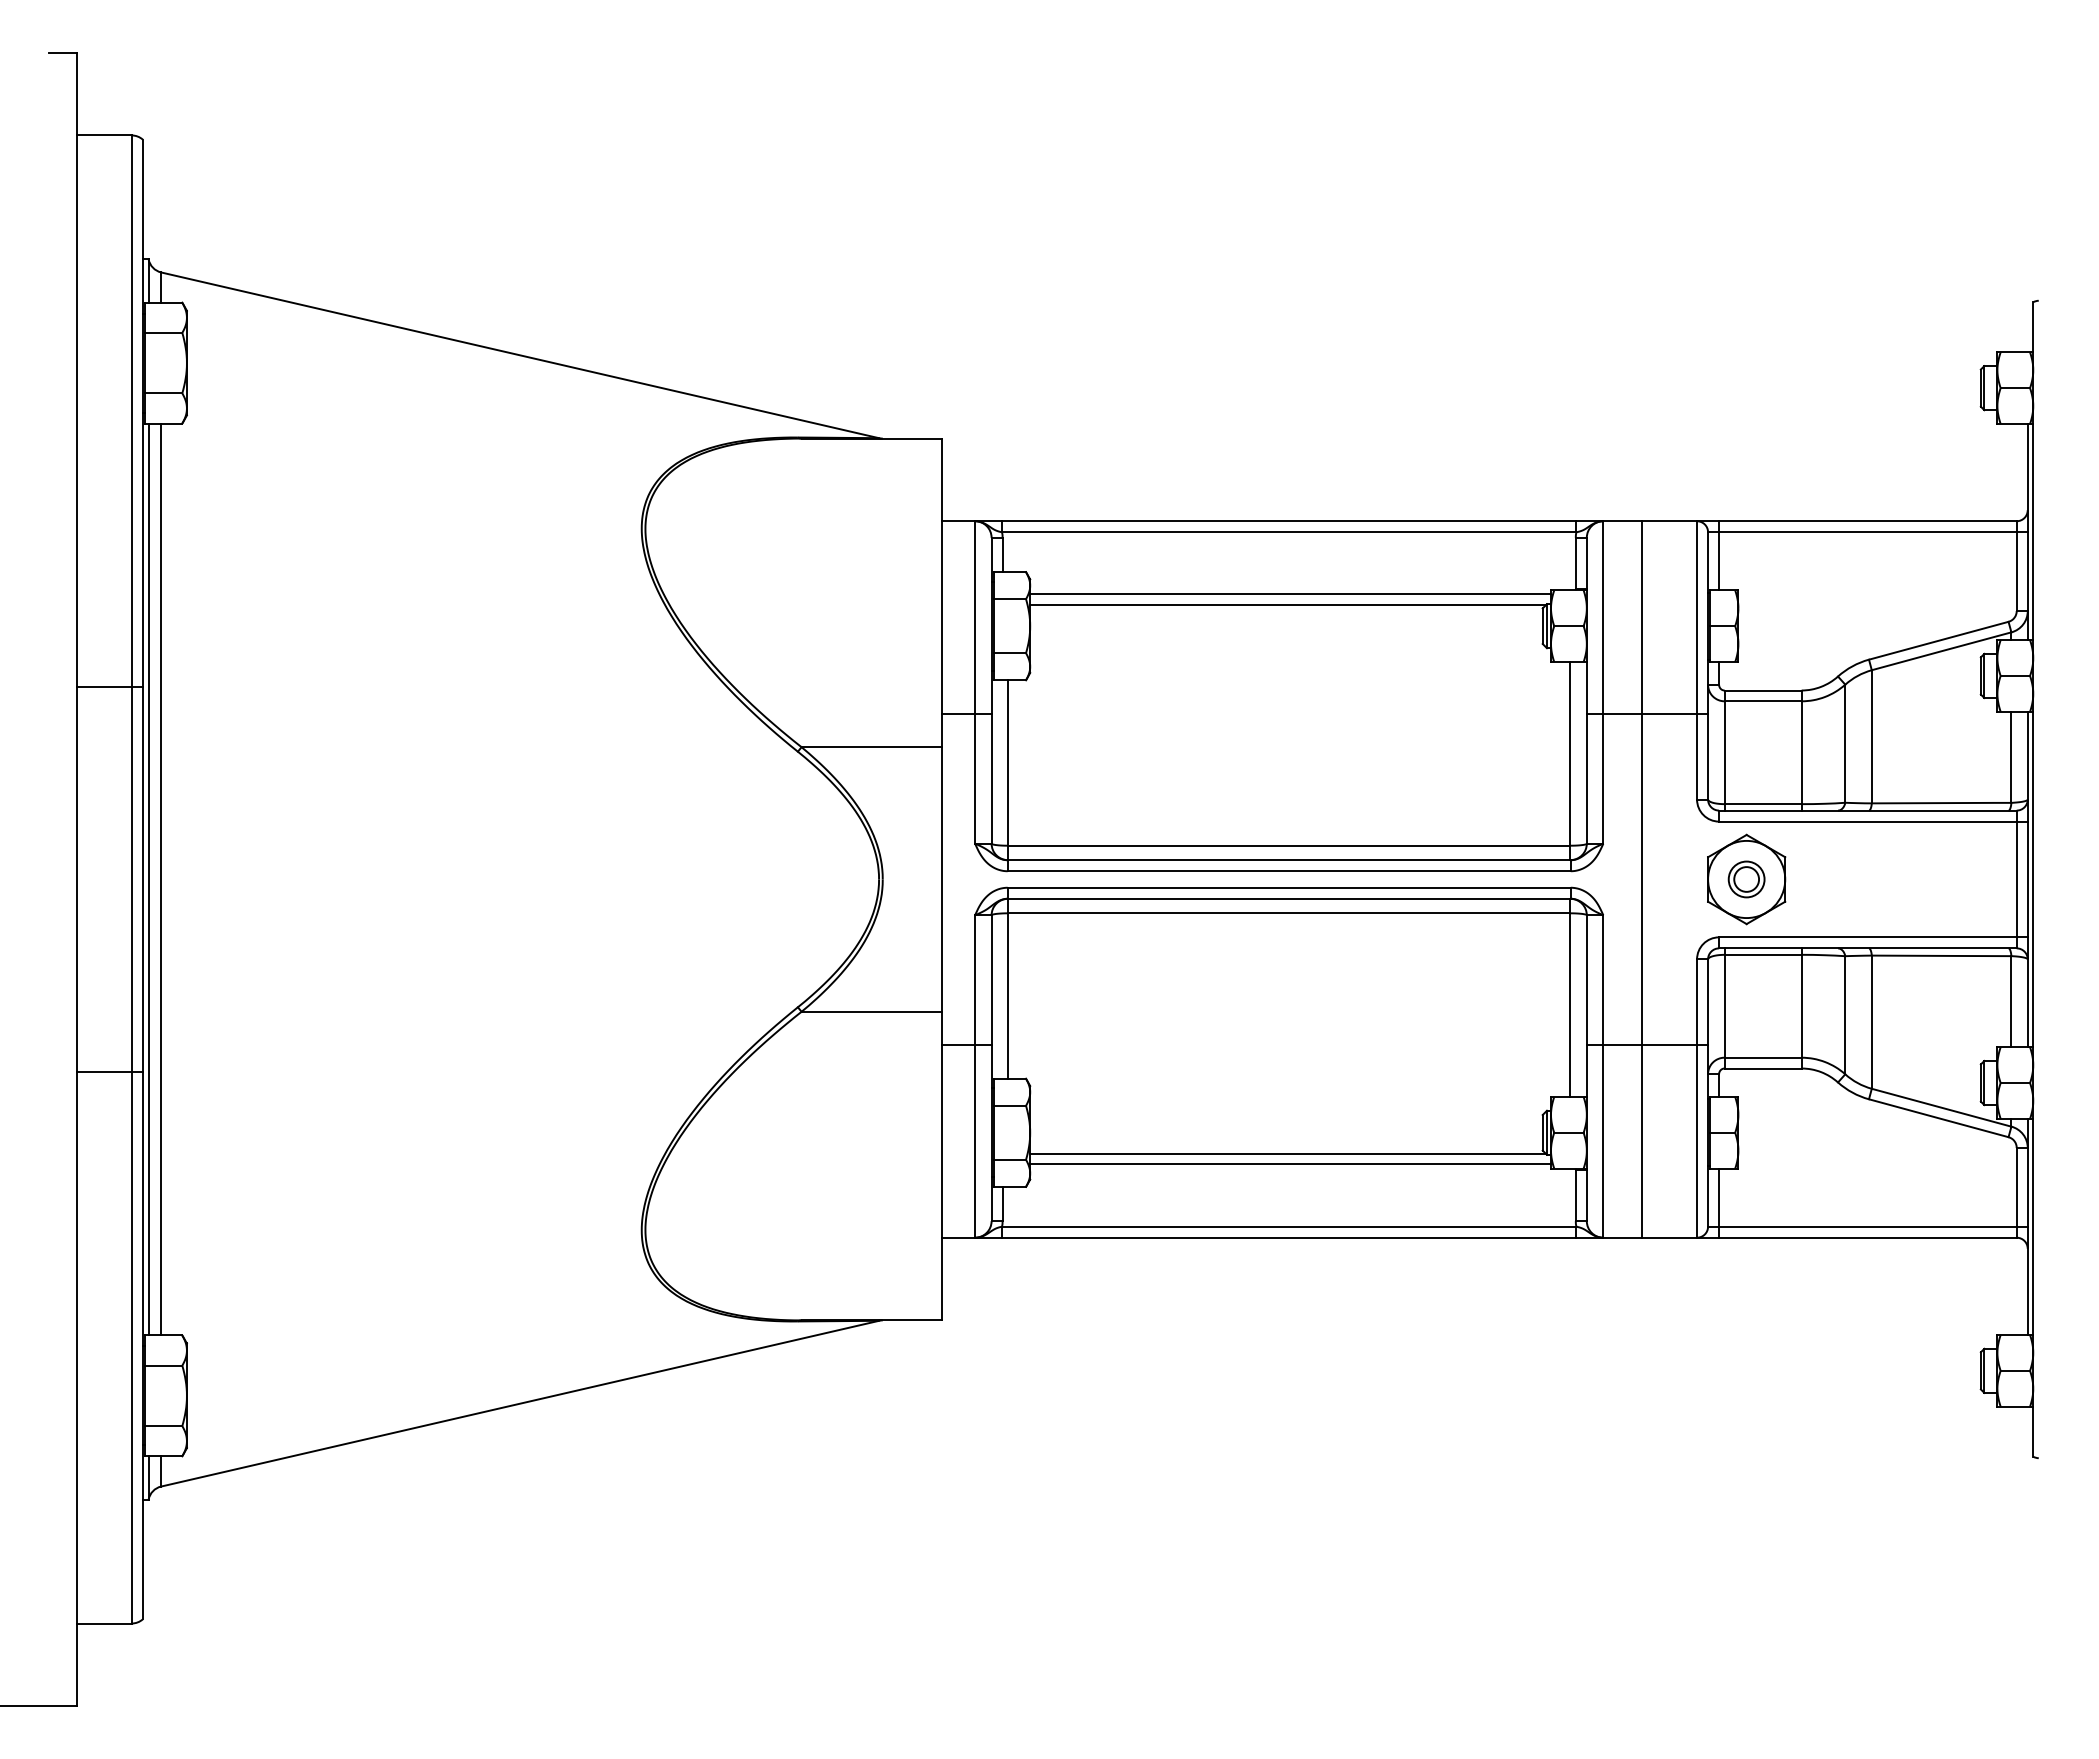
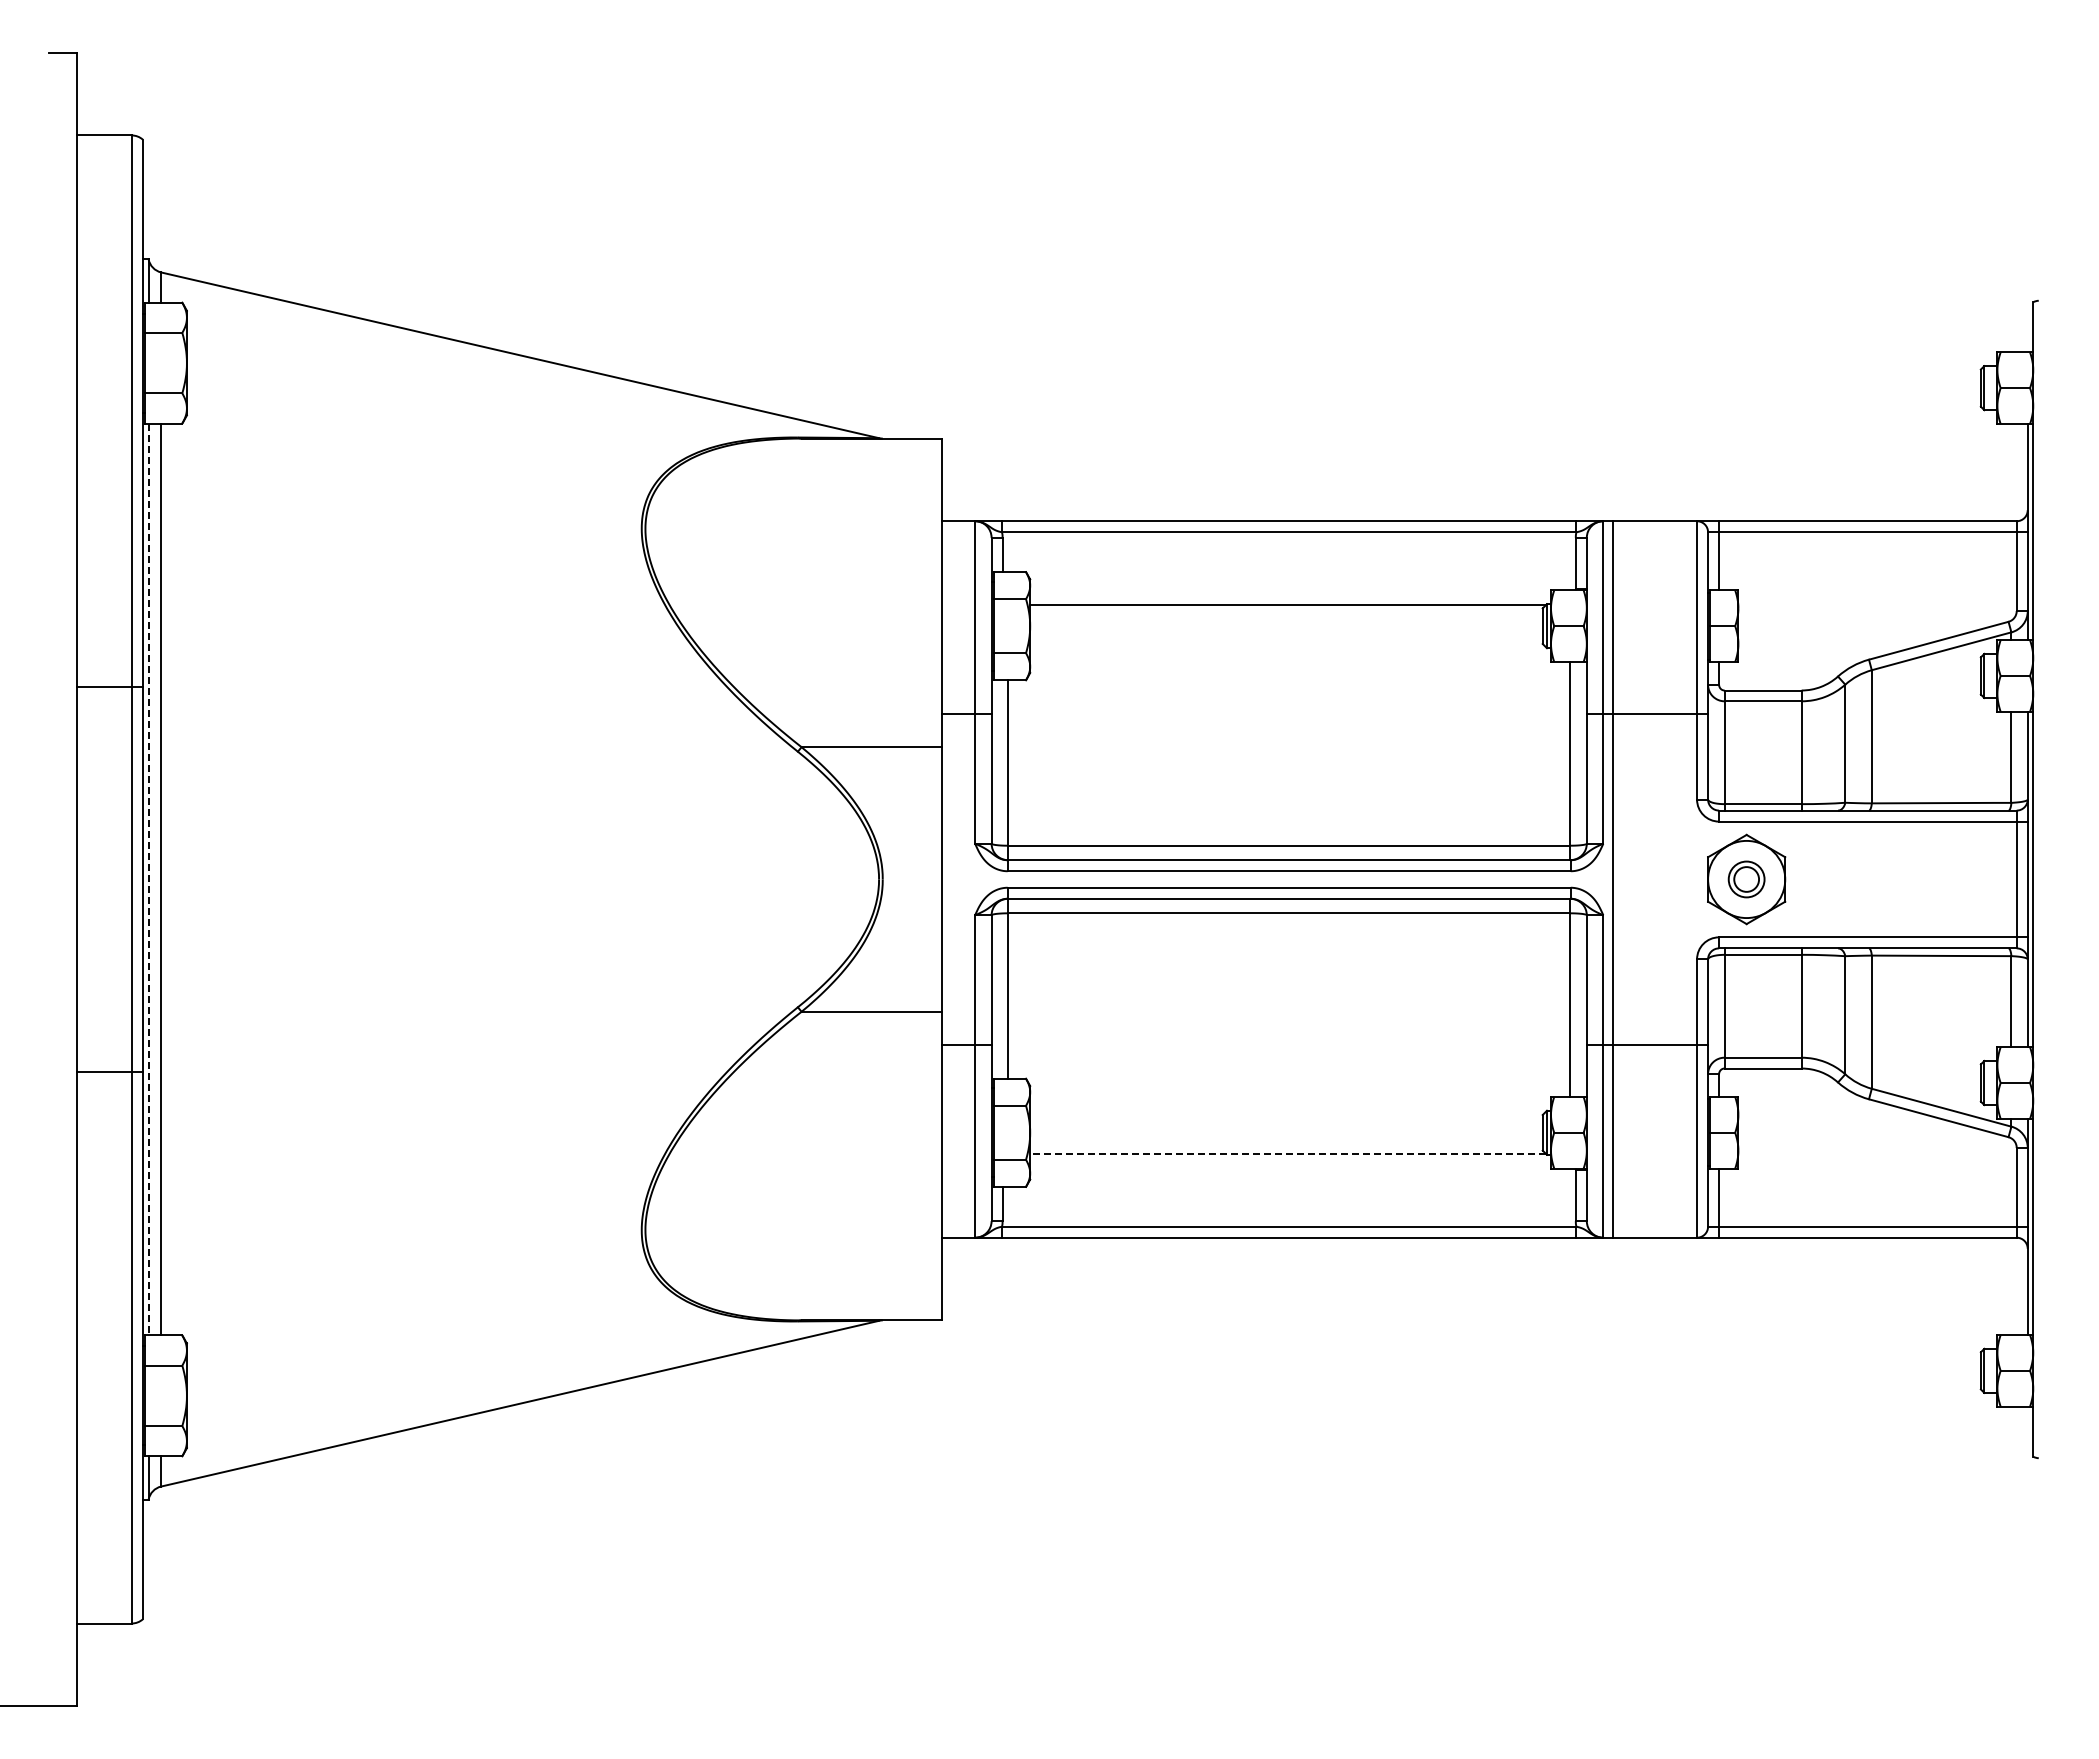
line: present -> none (1290, 594)
line: solid -> dashed (148, 879)
line position: (1641, 879) -> (1612, 879) (1612, 879)
line: solid -> dashed (1287, 1153)
line: present -> none (1290, 1164)
